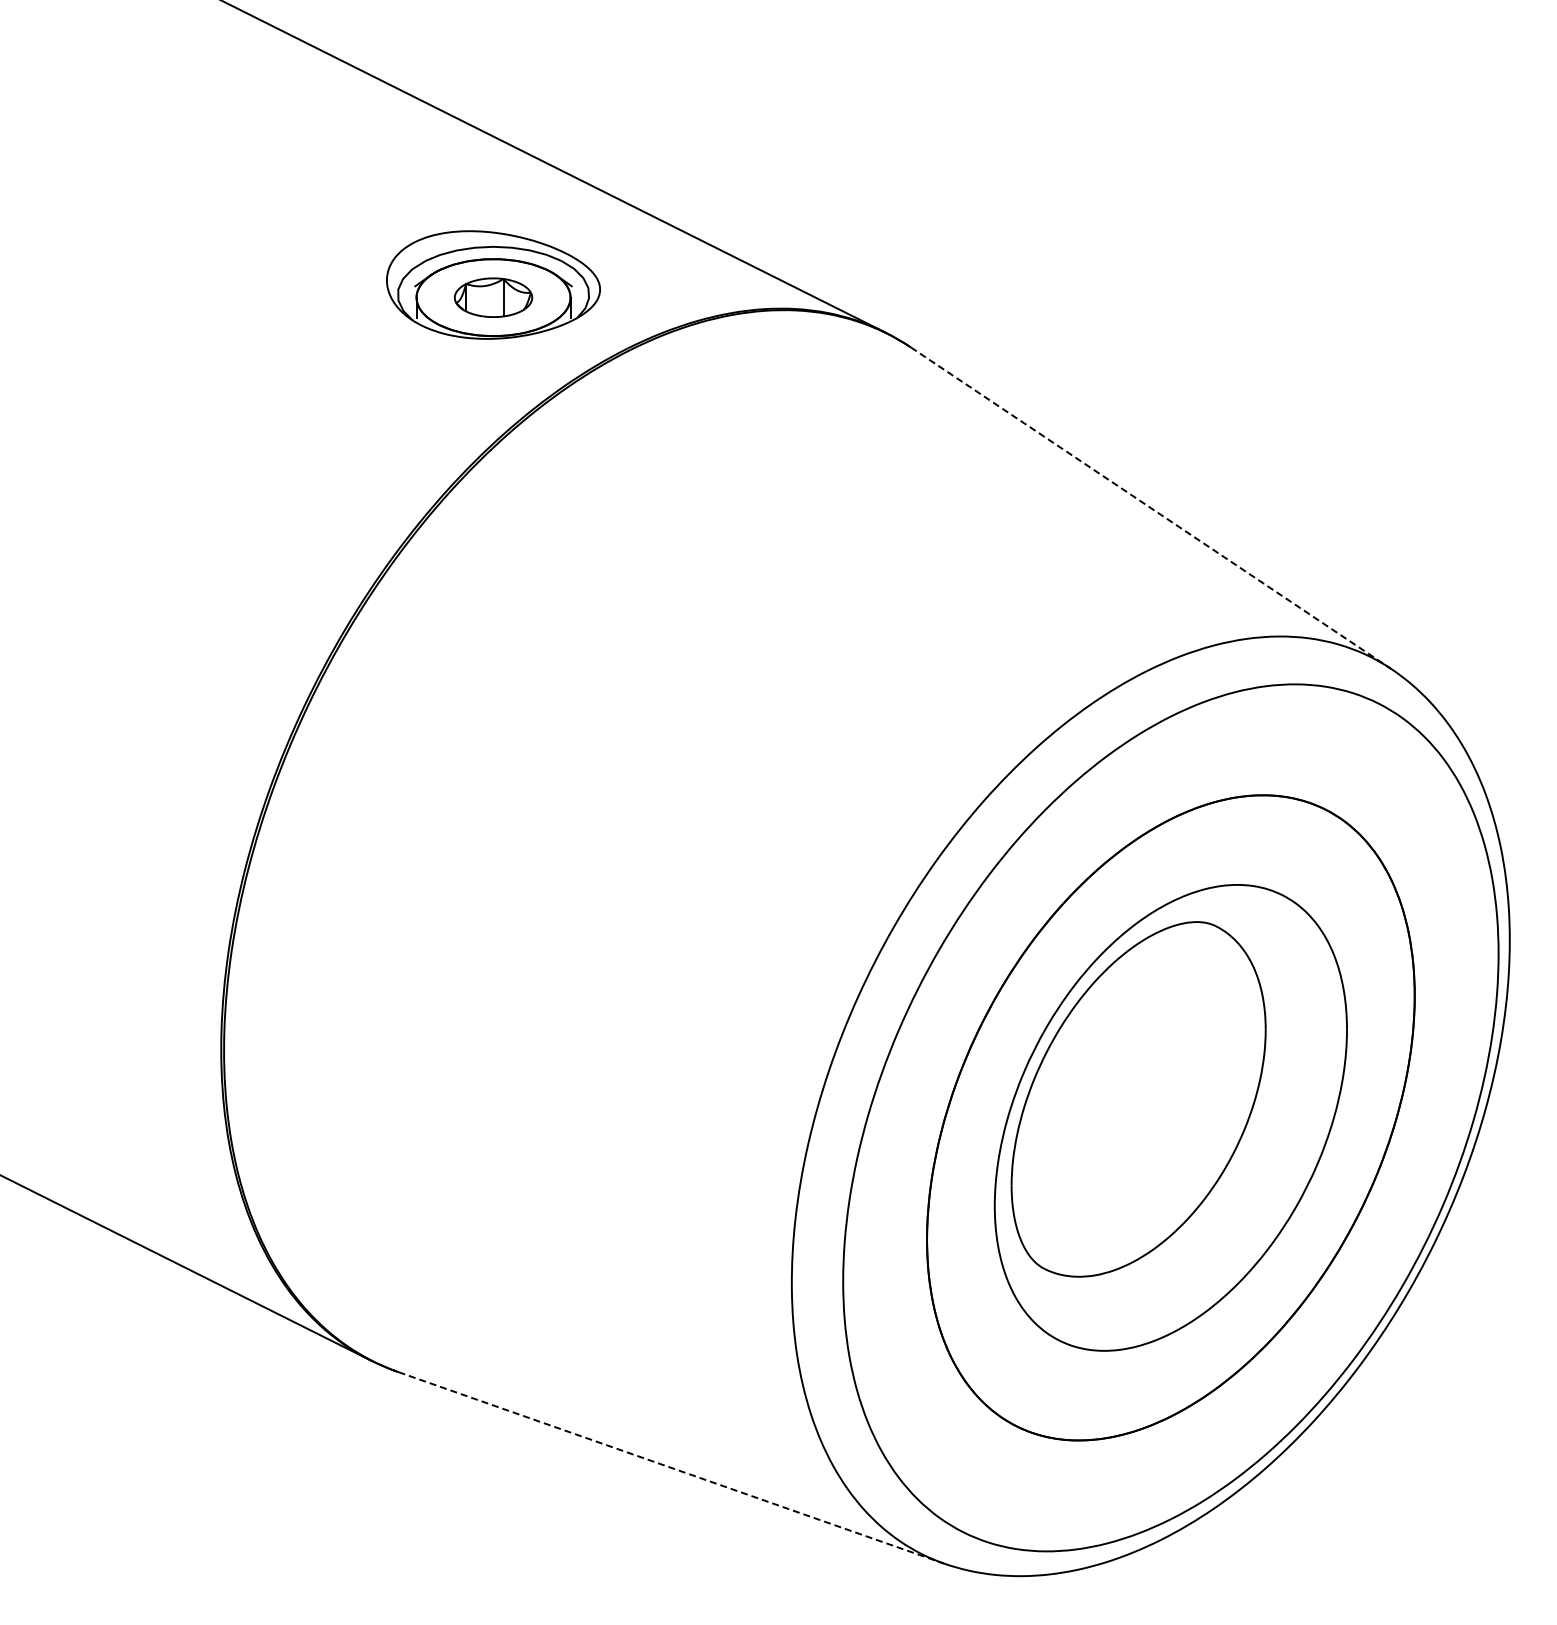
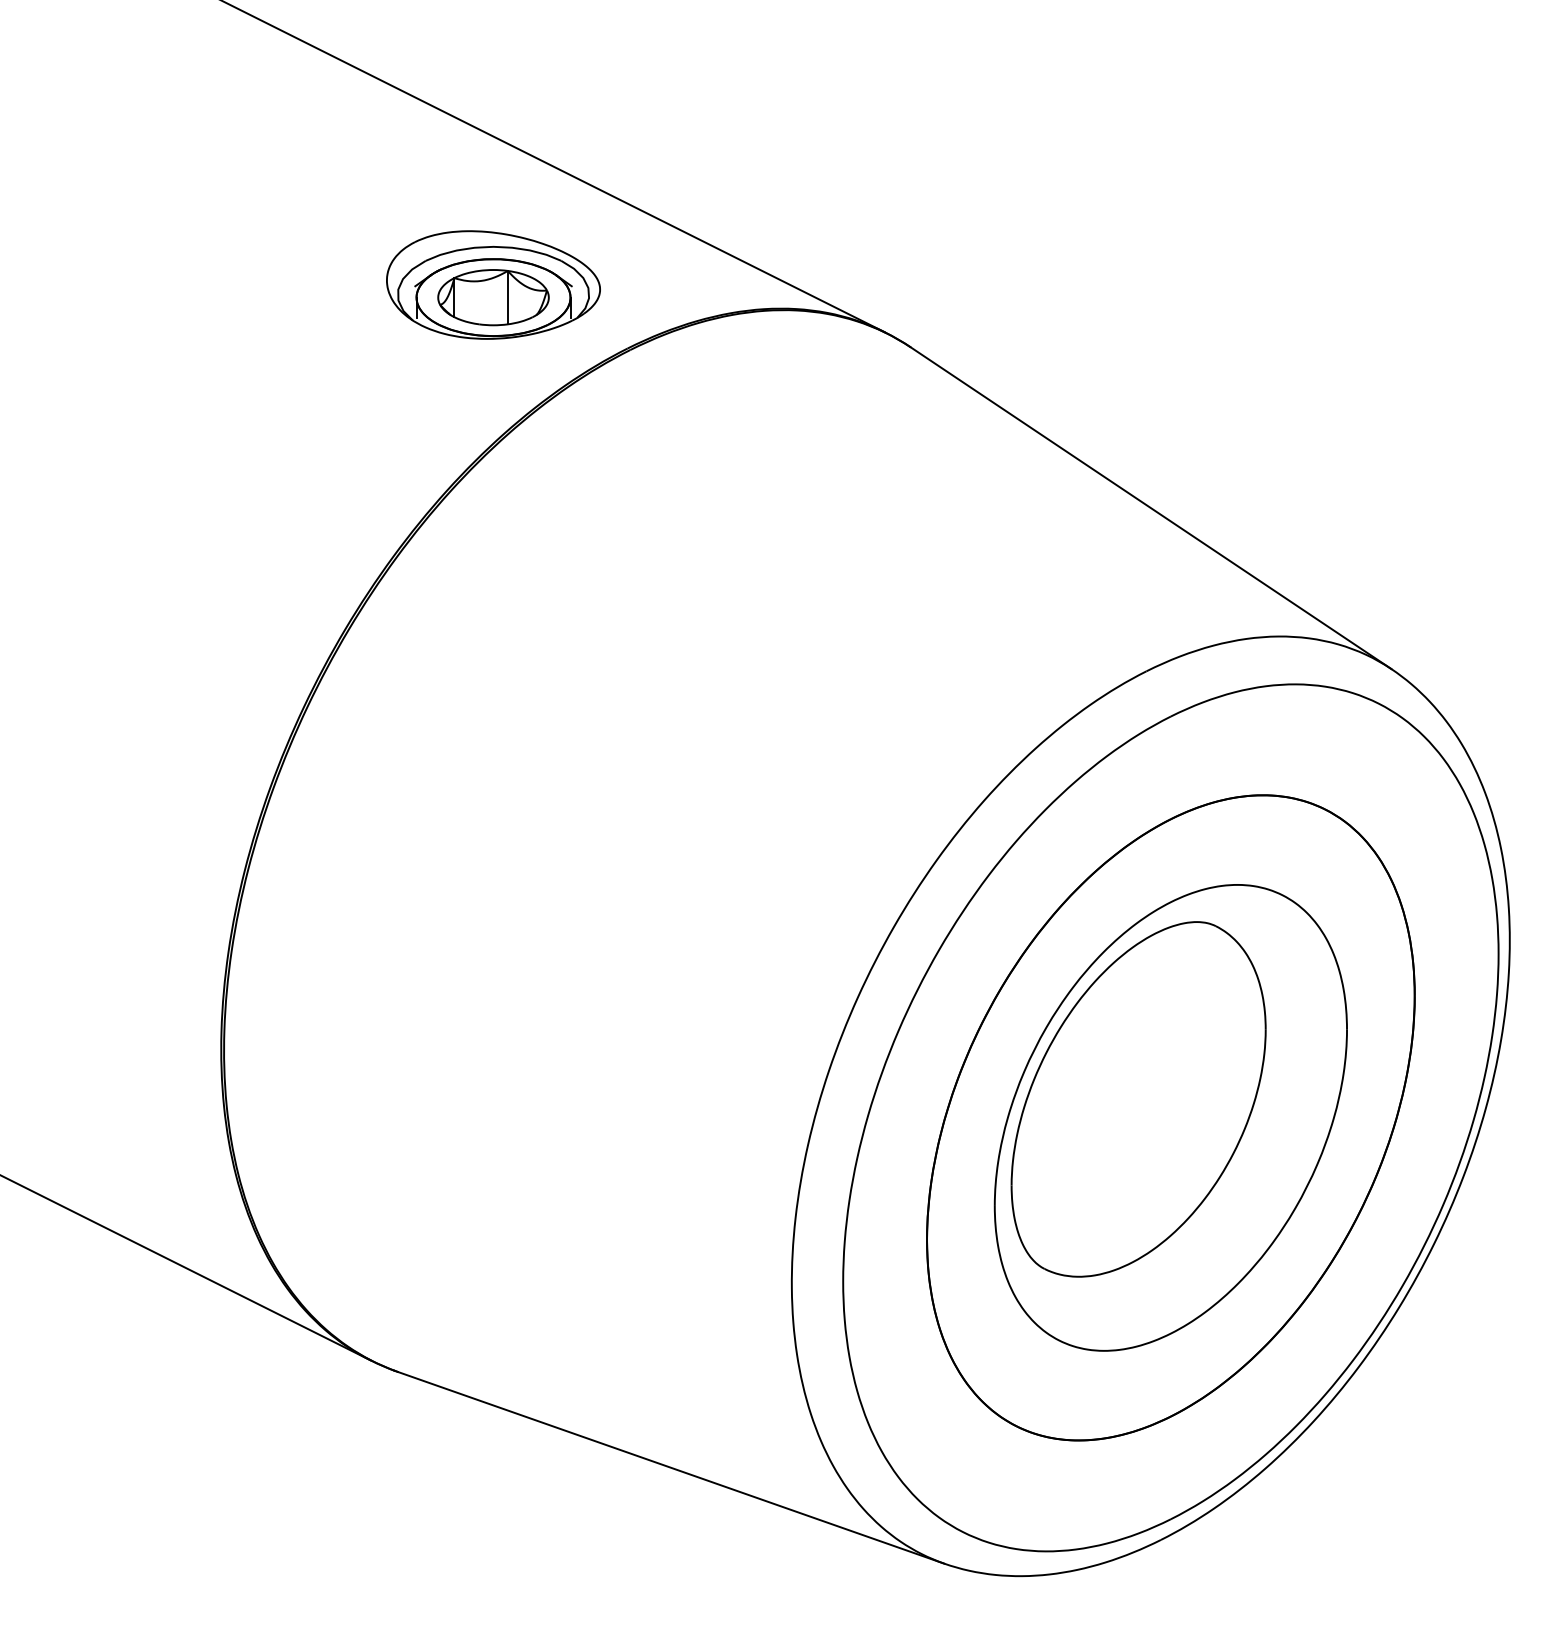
part size: 81x41 px -> 113x58 px (493, 297)
line: dashed -> solid (1151, 508)
line: dashed -> solid (671, 1468)
